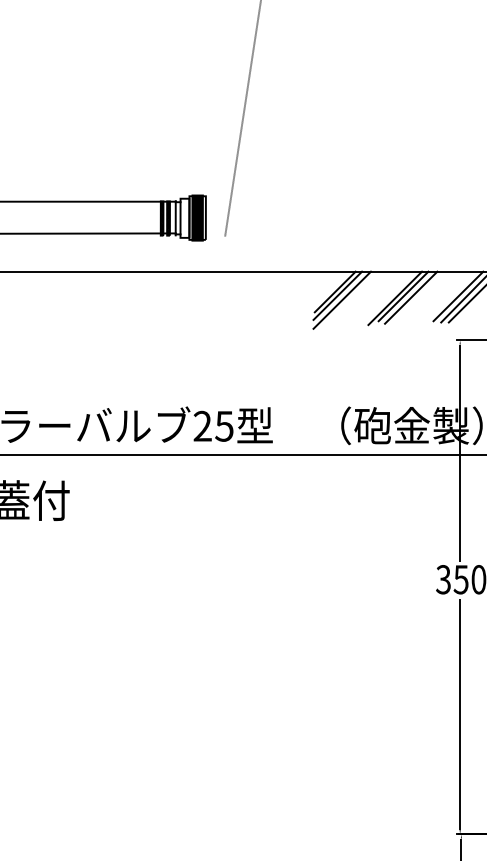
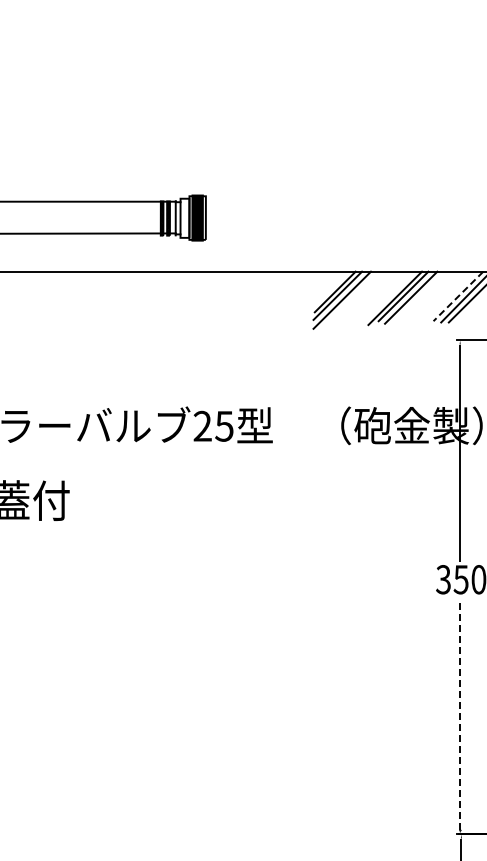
line: present -> none (242, 119)
line: solid -> dashed (458, 296)
line: present -> none (242, 455)
line: solid -> dashed (460, 715)
